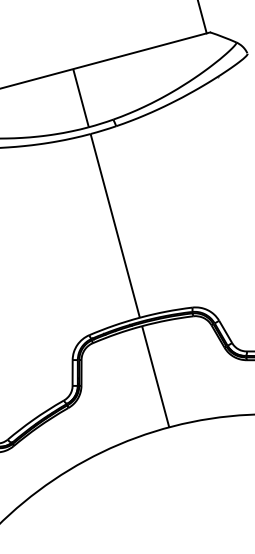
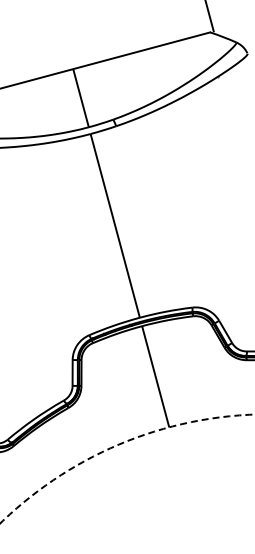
line position: (202, 17) -> (209, 16) (209, 16)
circle: solid -> dashed (127, 468)
